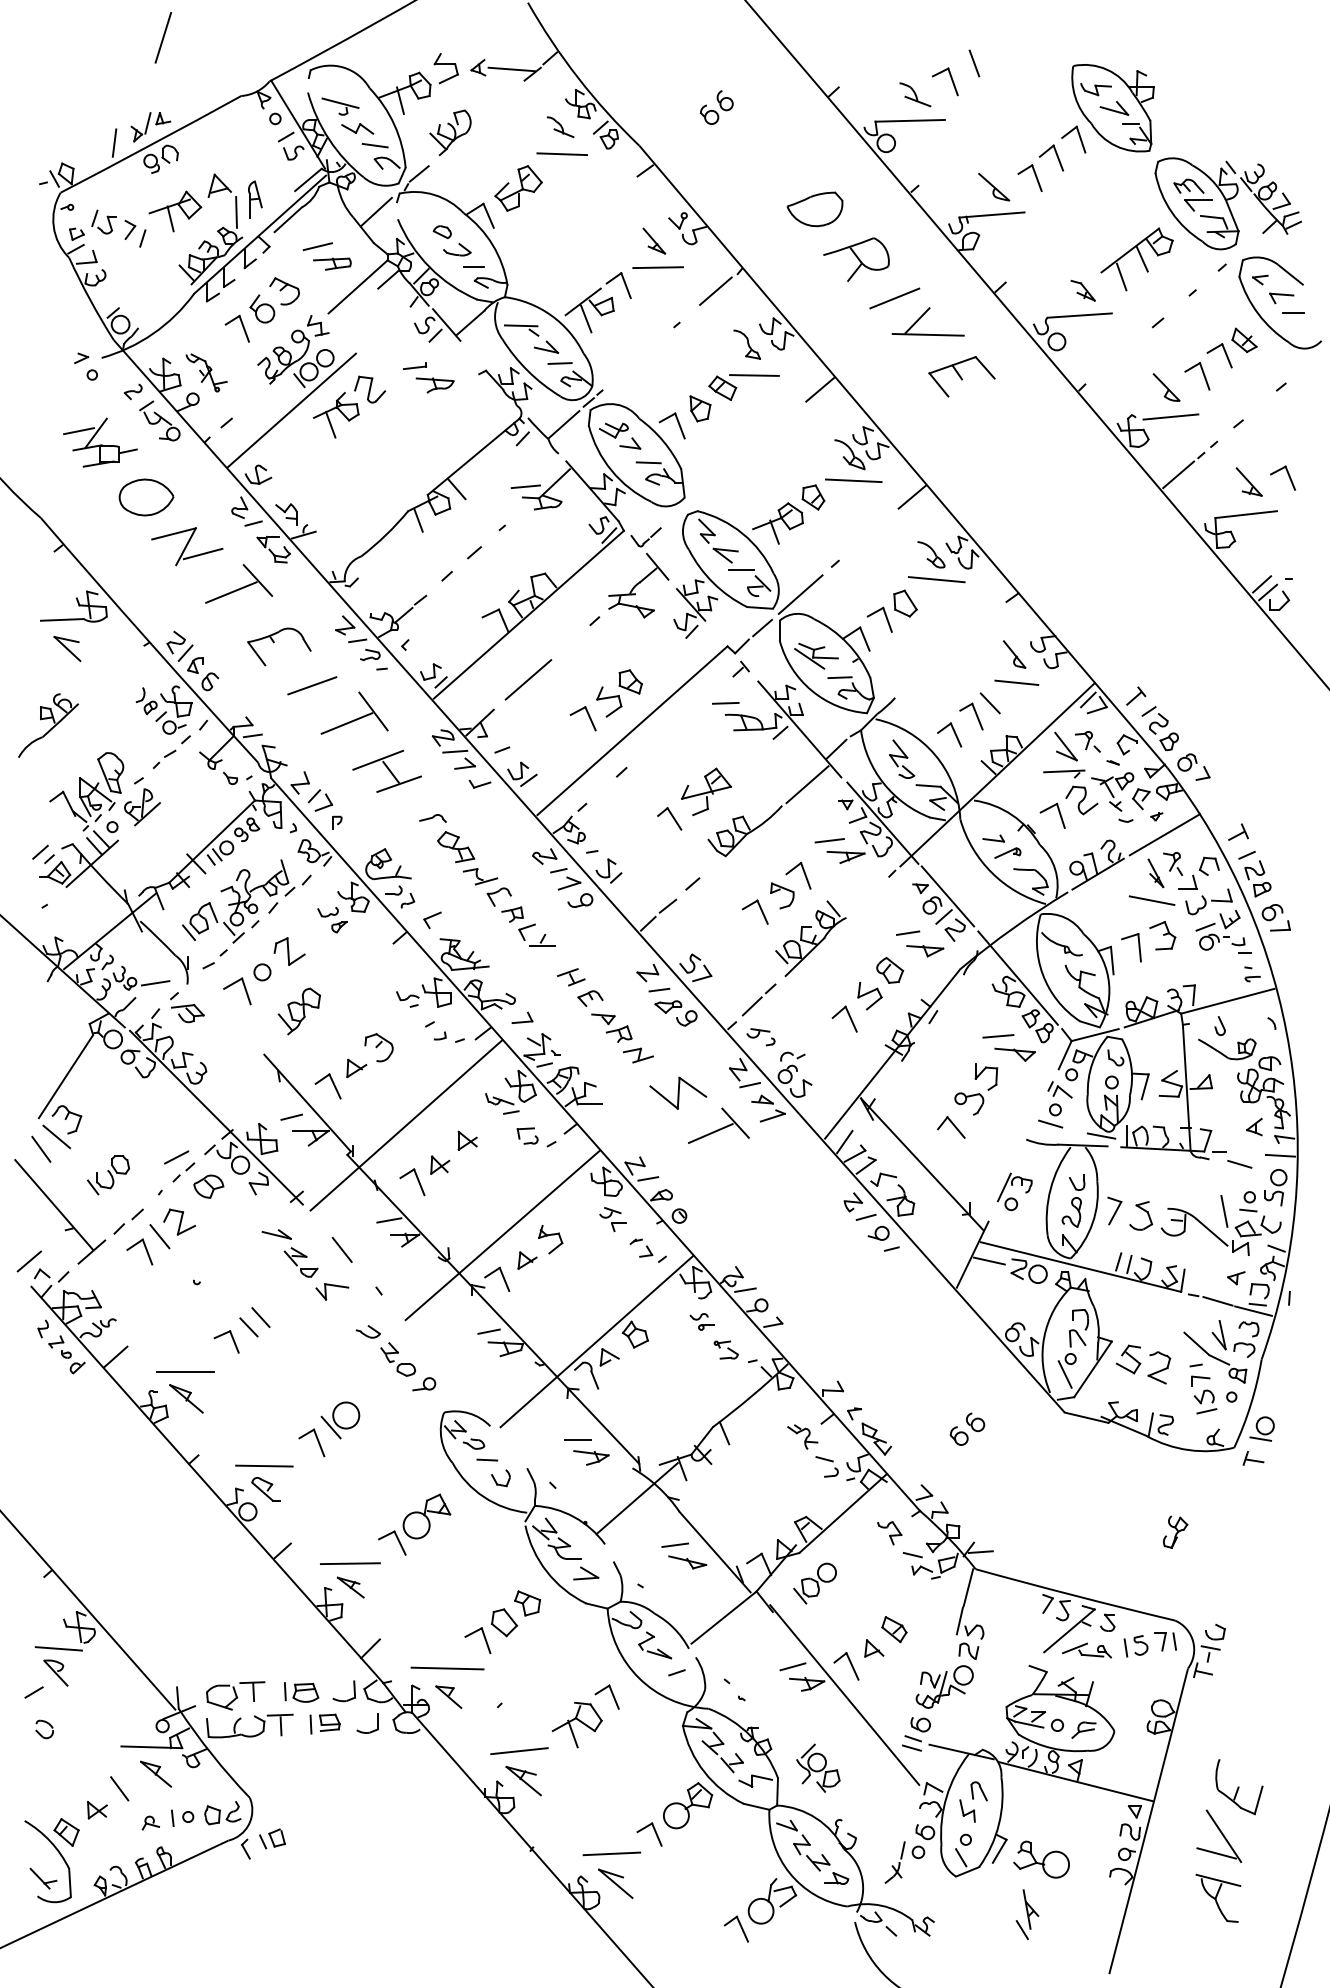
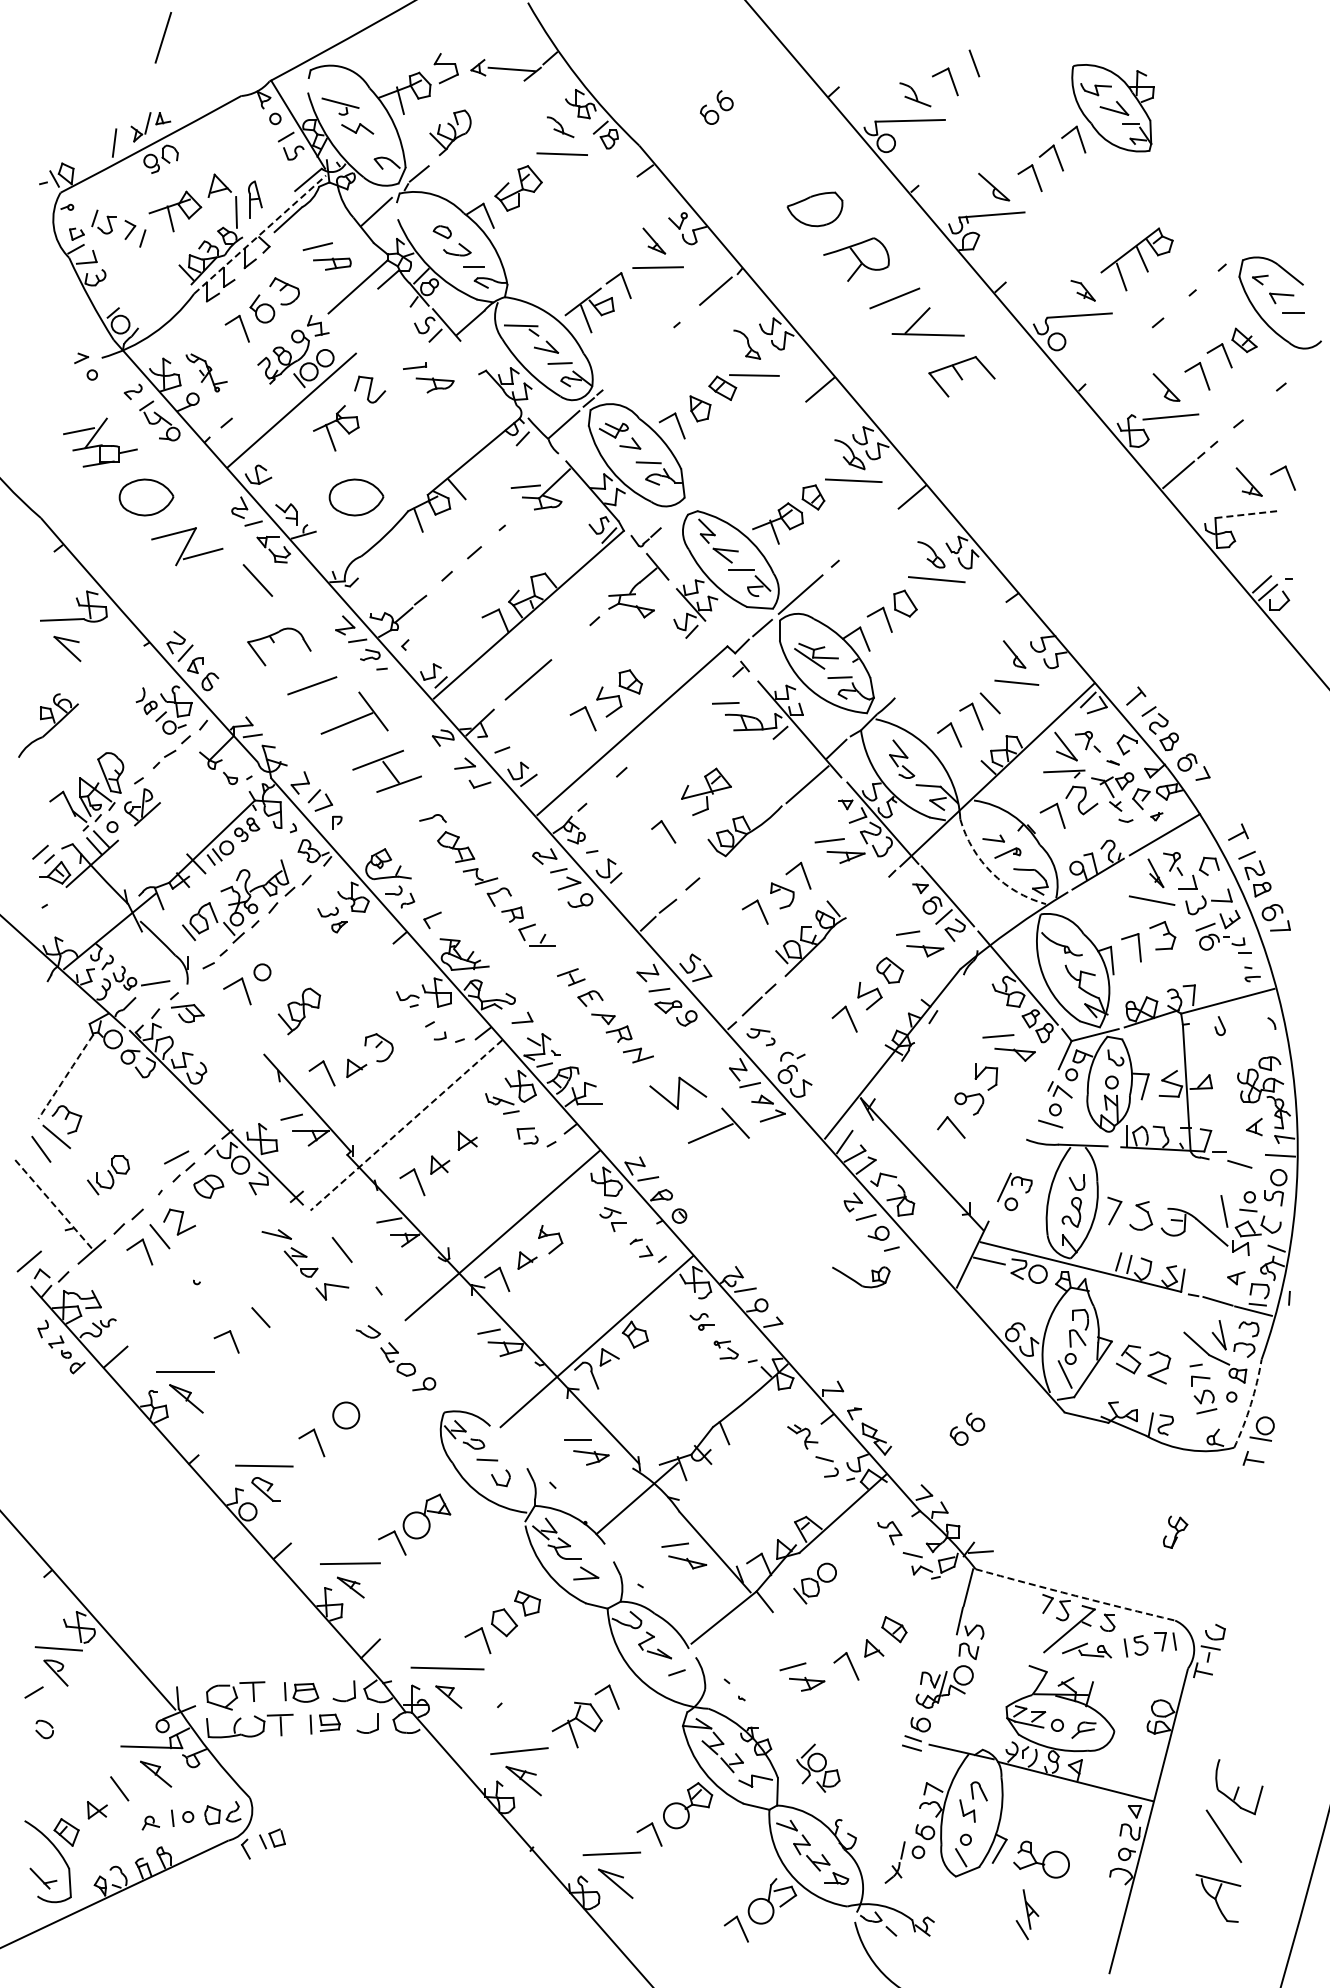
line: present -> none (374, 145)
part: present -> none (1227, 203)
line: solid -> dashed (260, 234)
part position: (336, 415) -> (336, 428) (336, 428)
part: none -> present (356, 497)
line: solid -> dashed (1245, 514)
line: present -> none (231, 592)
line: present -> none (455, 751)
part position: (669, 818) -> (663, 831) (663, 831)
arc: solid -> dashed (992, 872)
part: present -> none (289, 951)
part position: (1227, 1049) -> (861, 1277) (861, 1277)
arc: solid -> dashed (65, 1077)
part position: (327, 1086) -> (321, 1073) (321, 1073)
line: solid -> dashed (406, 1125)
line: present -> none (1101, 1135)
line: solid -> dashed (54, 1205)
line: present -> none (248, 1327)
arc: solid -> dashed (1250, 1404)
line: present -> none (330, 1427)
arc: solid -> dashed (1075, 1595)
line: present -> none (844, 1694)
line: present -> none (1216, 1853)
